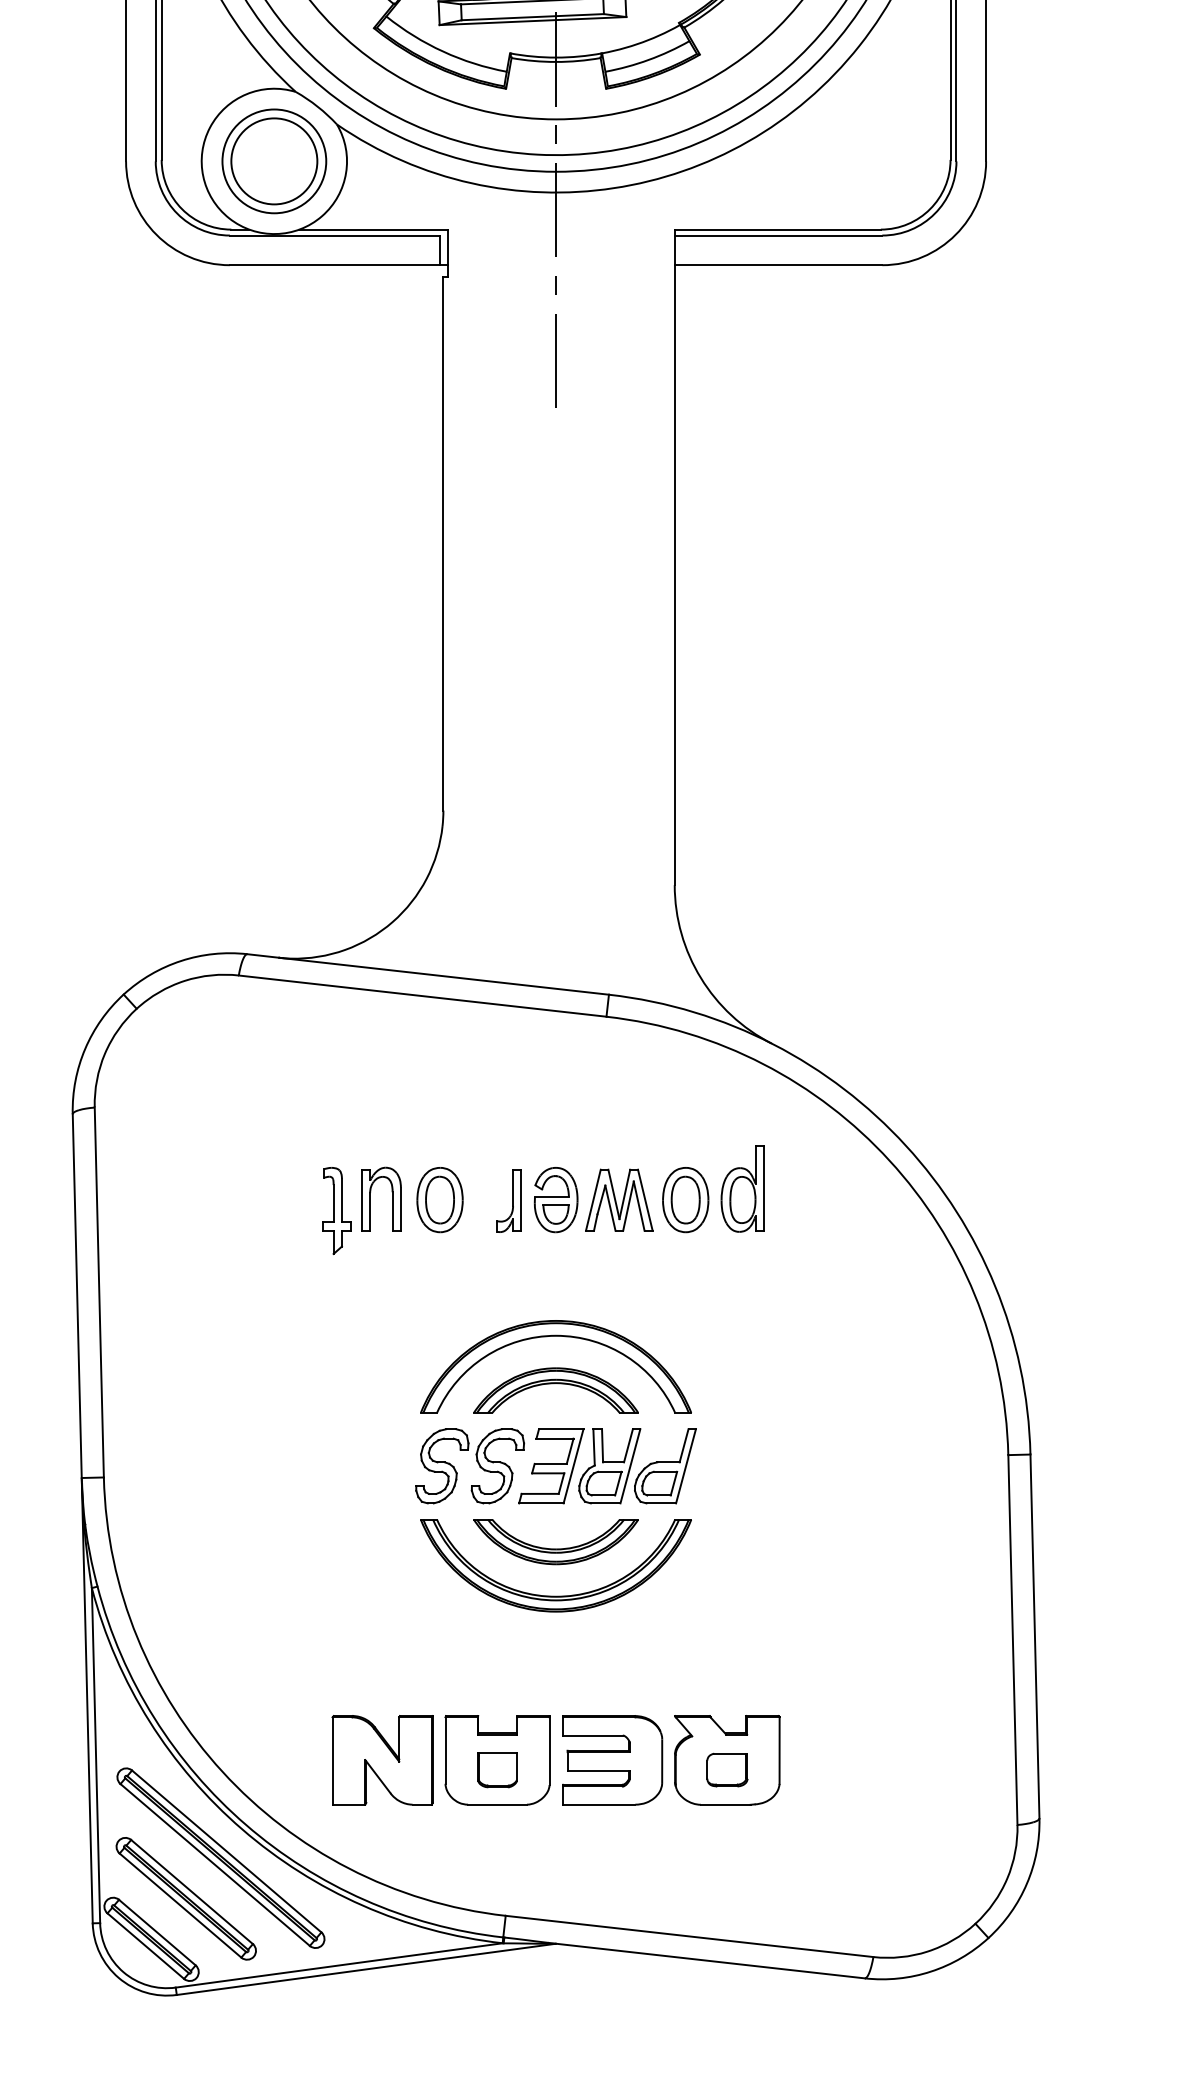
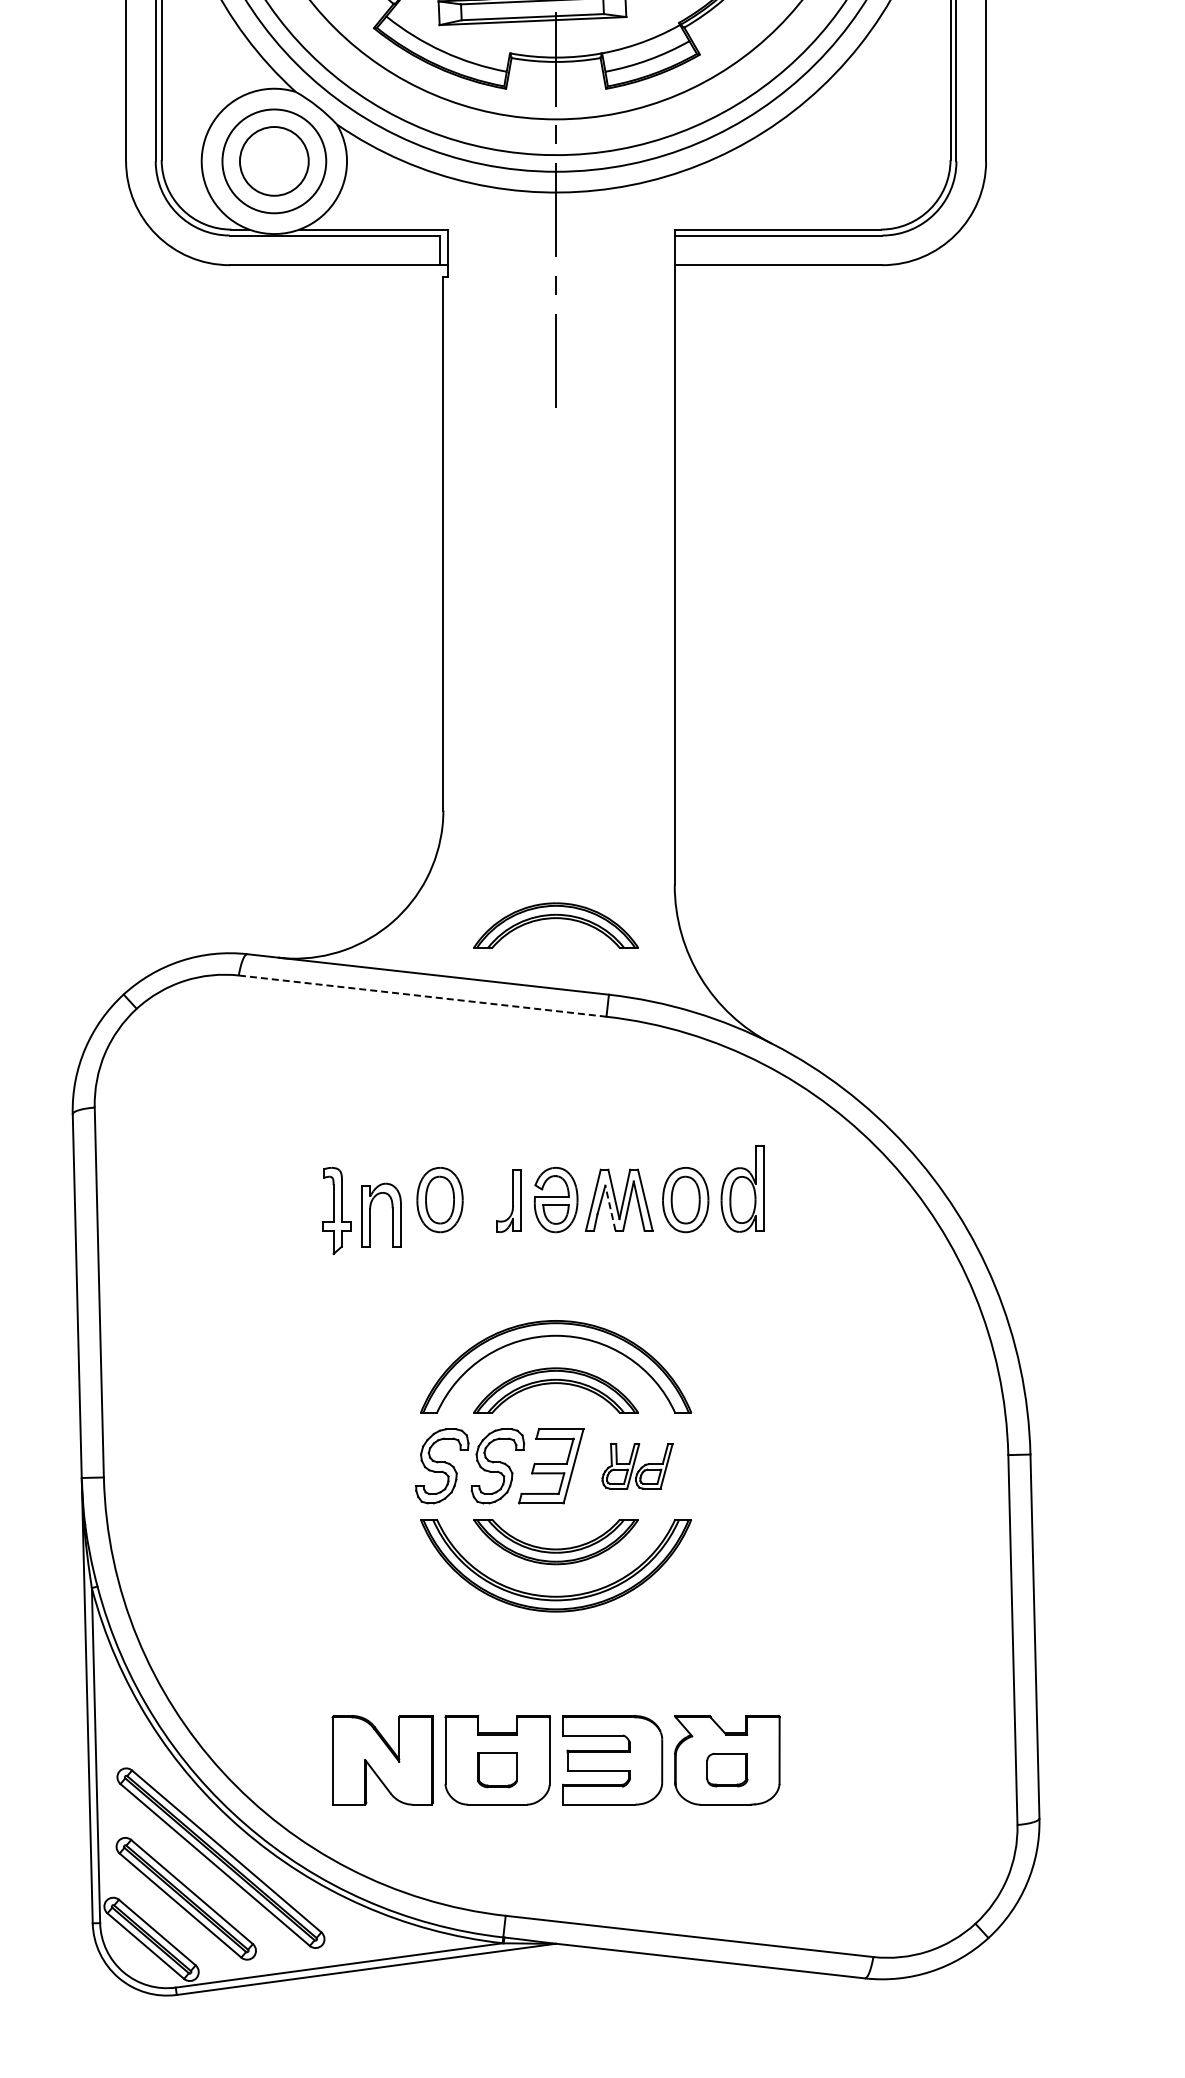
circle diameter: 86 px -> 69 px (273, 161)
part: none -> present (554, 919)
line: solid -> dashed (422, 996)
part position: (370, 1198) -> (370, 1214) (370, 1214)
line: solid -> dashed (610, 1207)
part size: 119x77 px -> 73x47 px (637, 1466)
